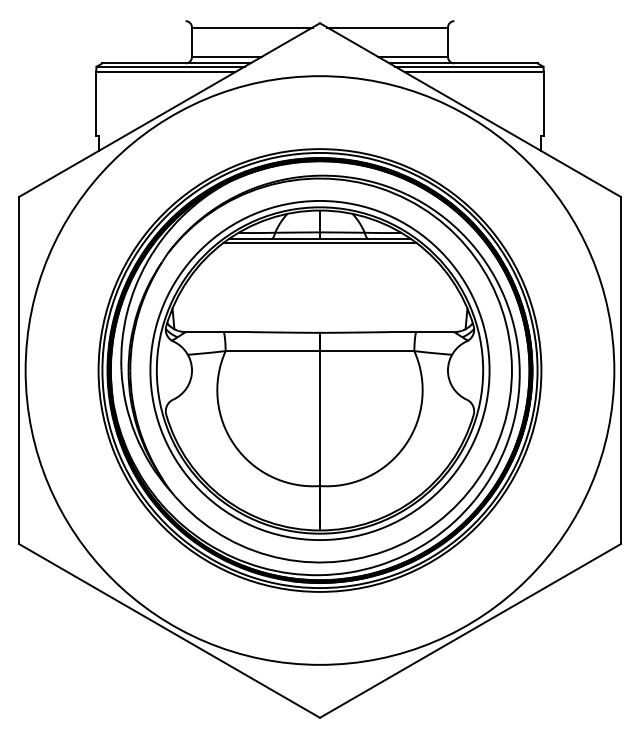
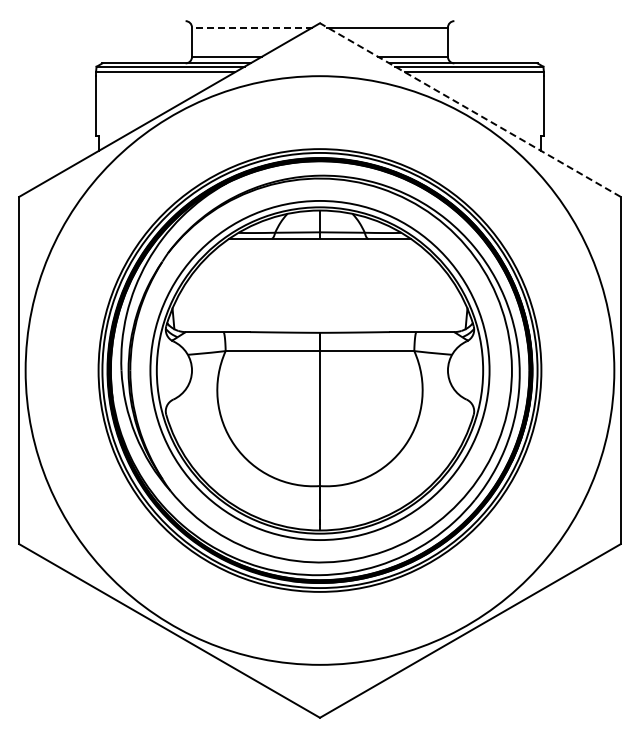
line: solid -> dashed (251, 27)
line: solid -> dashed (470, 110)
line: present -> none (319, 243)
